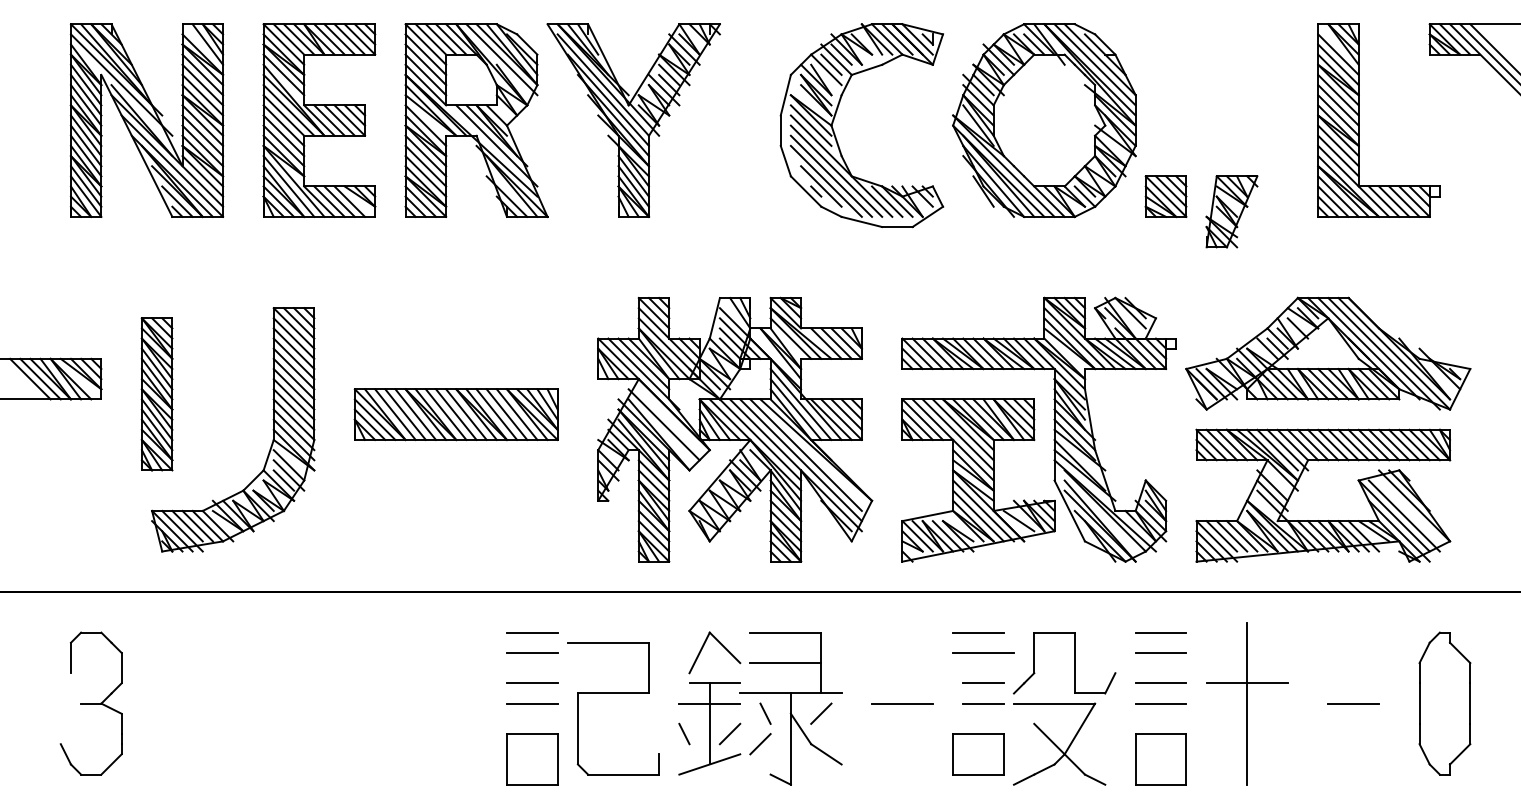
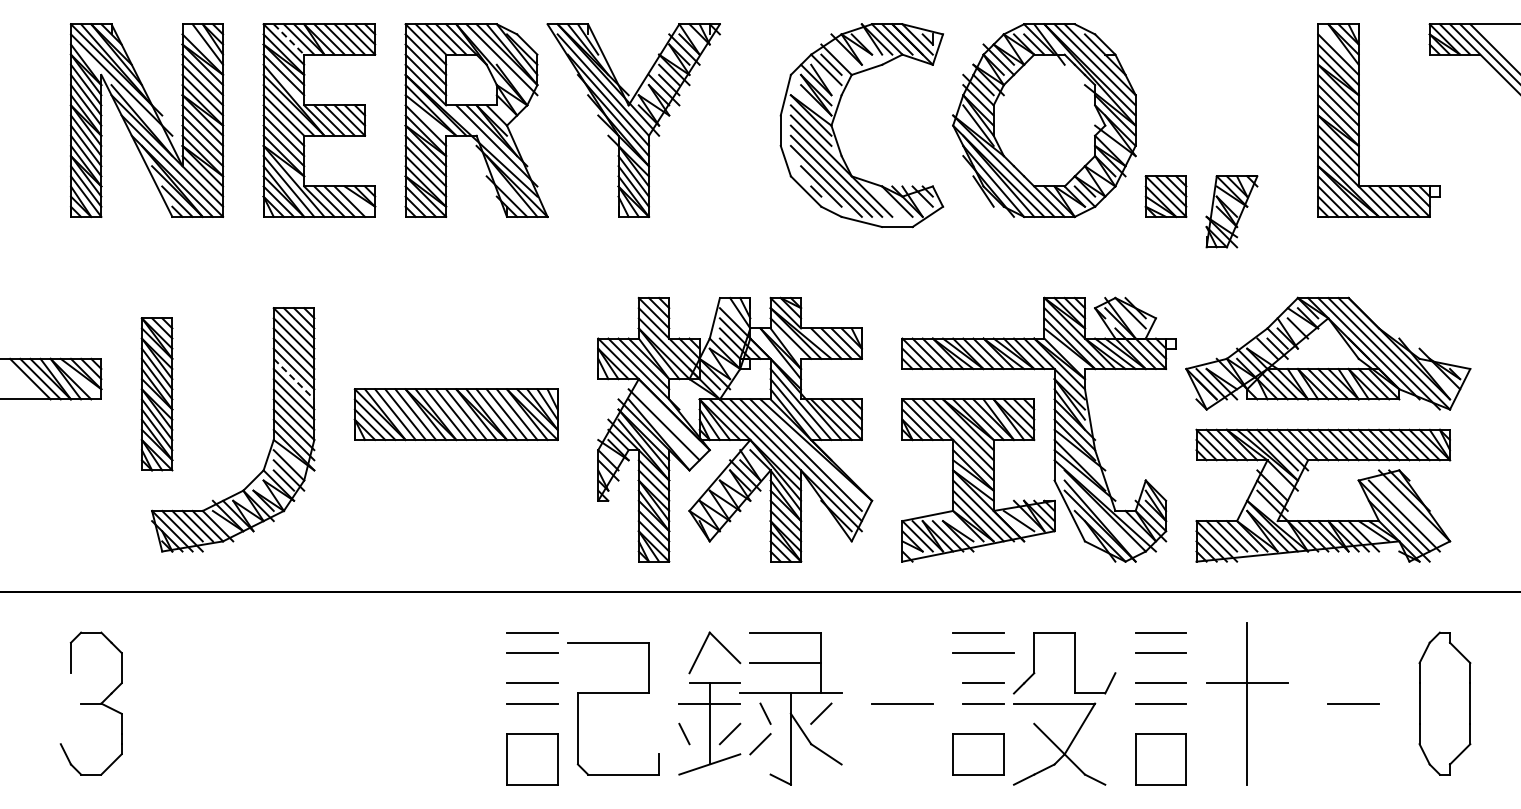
line: solid -> dashed (288, 39)
line: present -> none (841, 54)
line: present -> none (887, 201)
line: solid -> dashed (294, 379)
